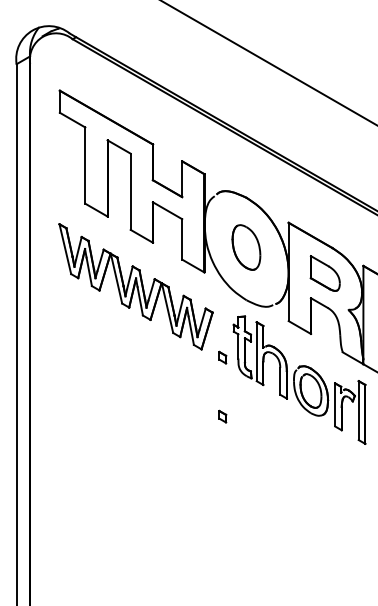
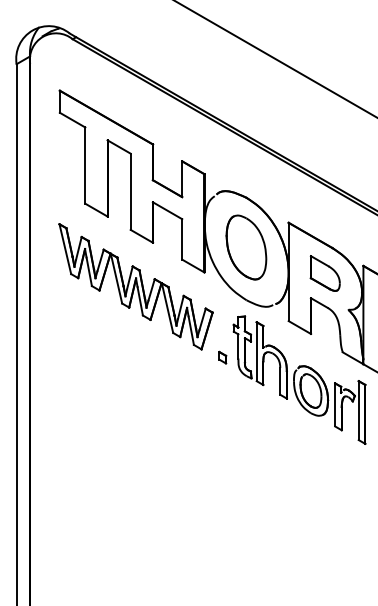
line position: (268, 62) -> (275, 59) (275, 59)
part size: 31x47 px -> 43x67 px (246, 247)
part: present -> none (222, 416)
